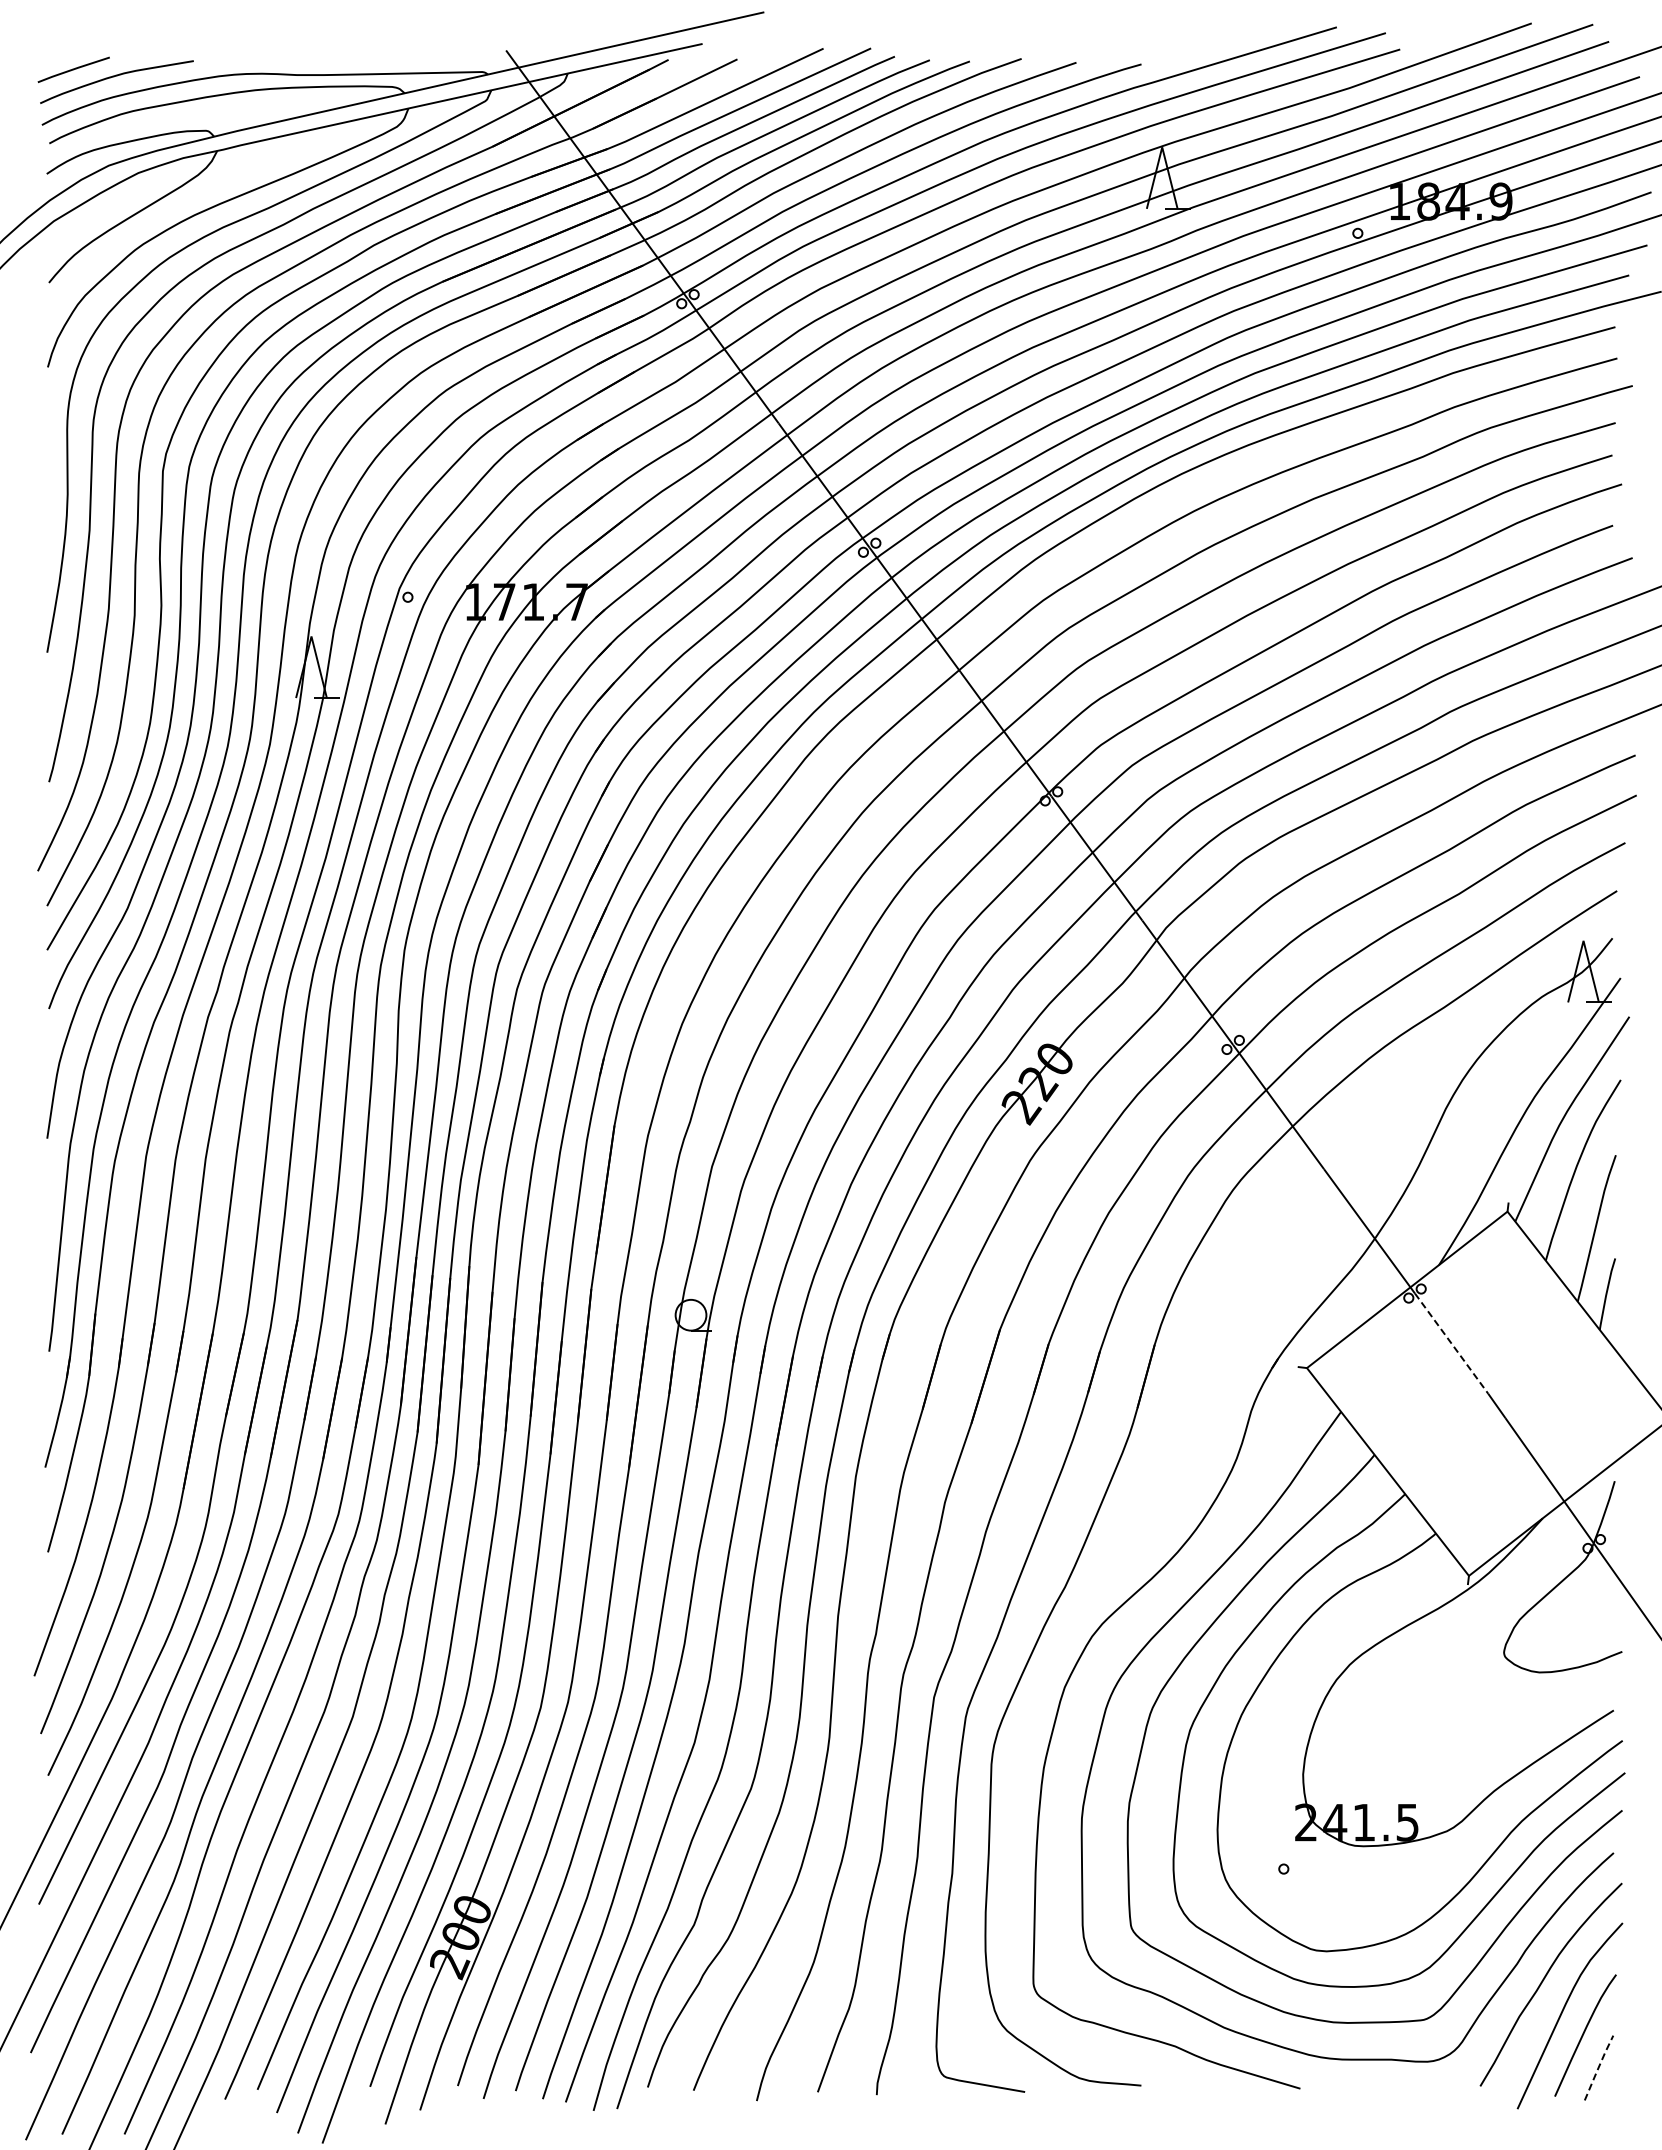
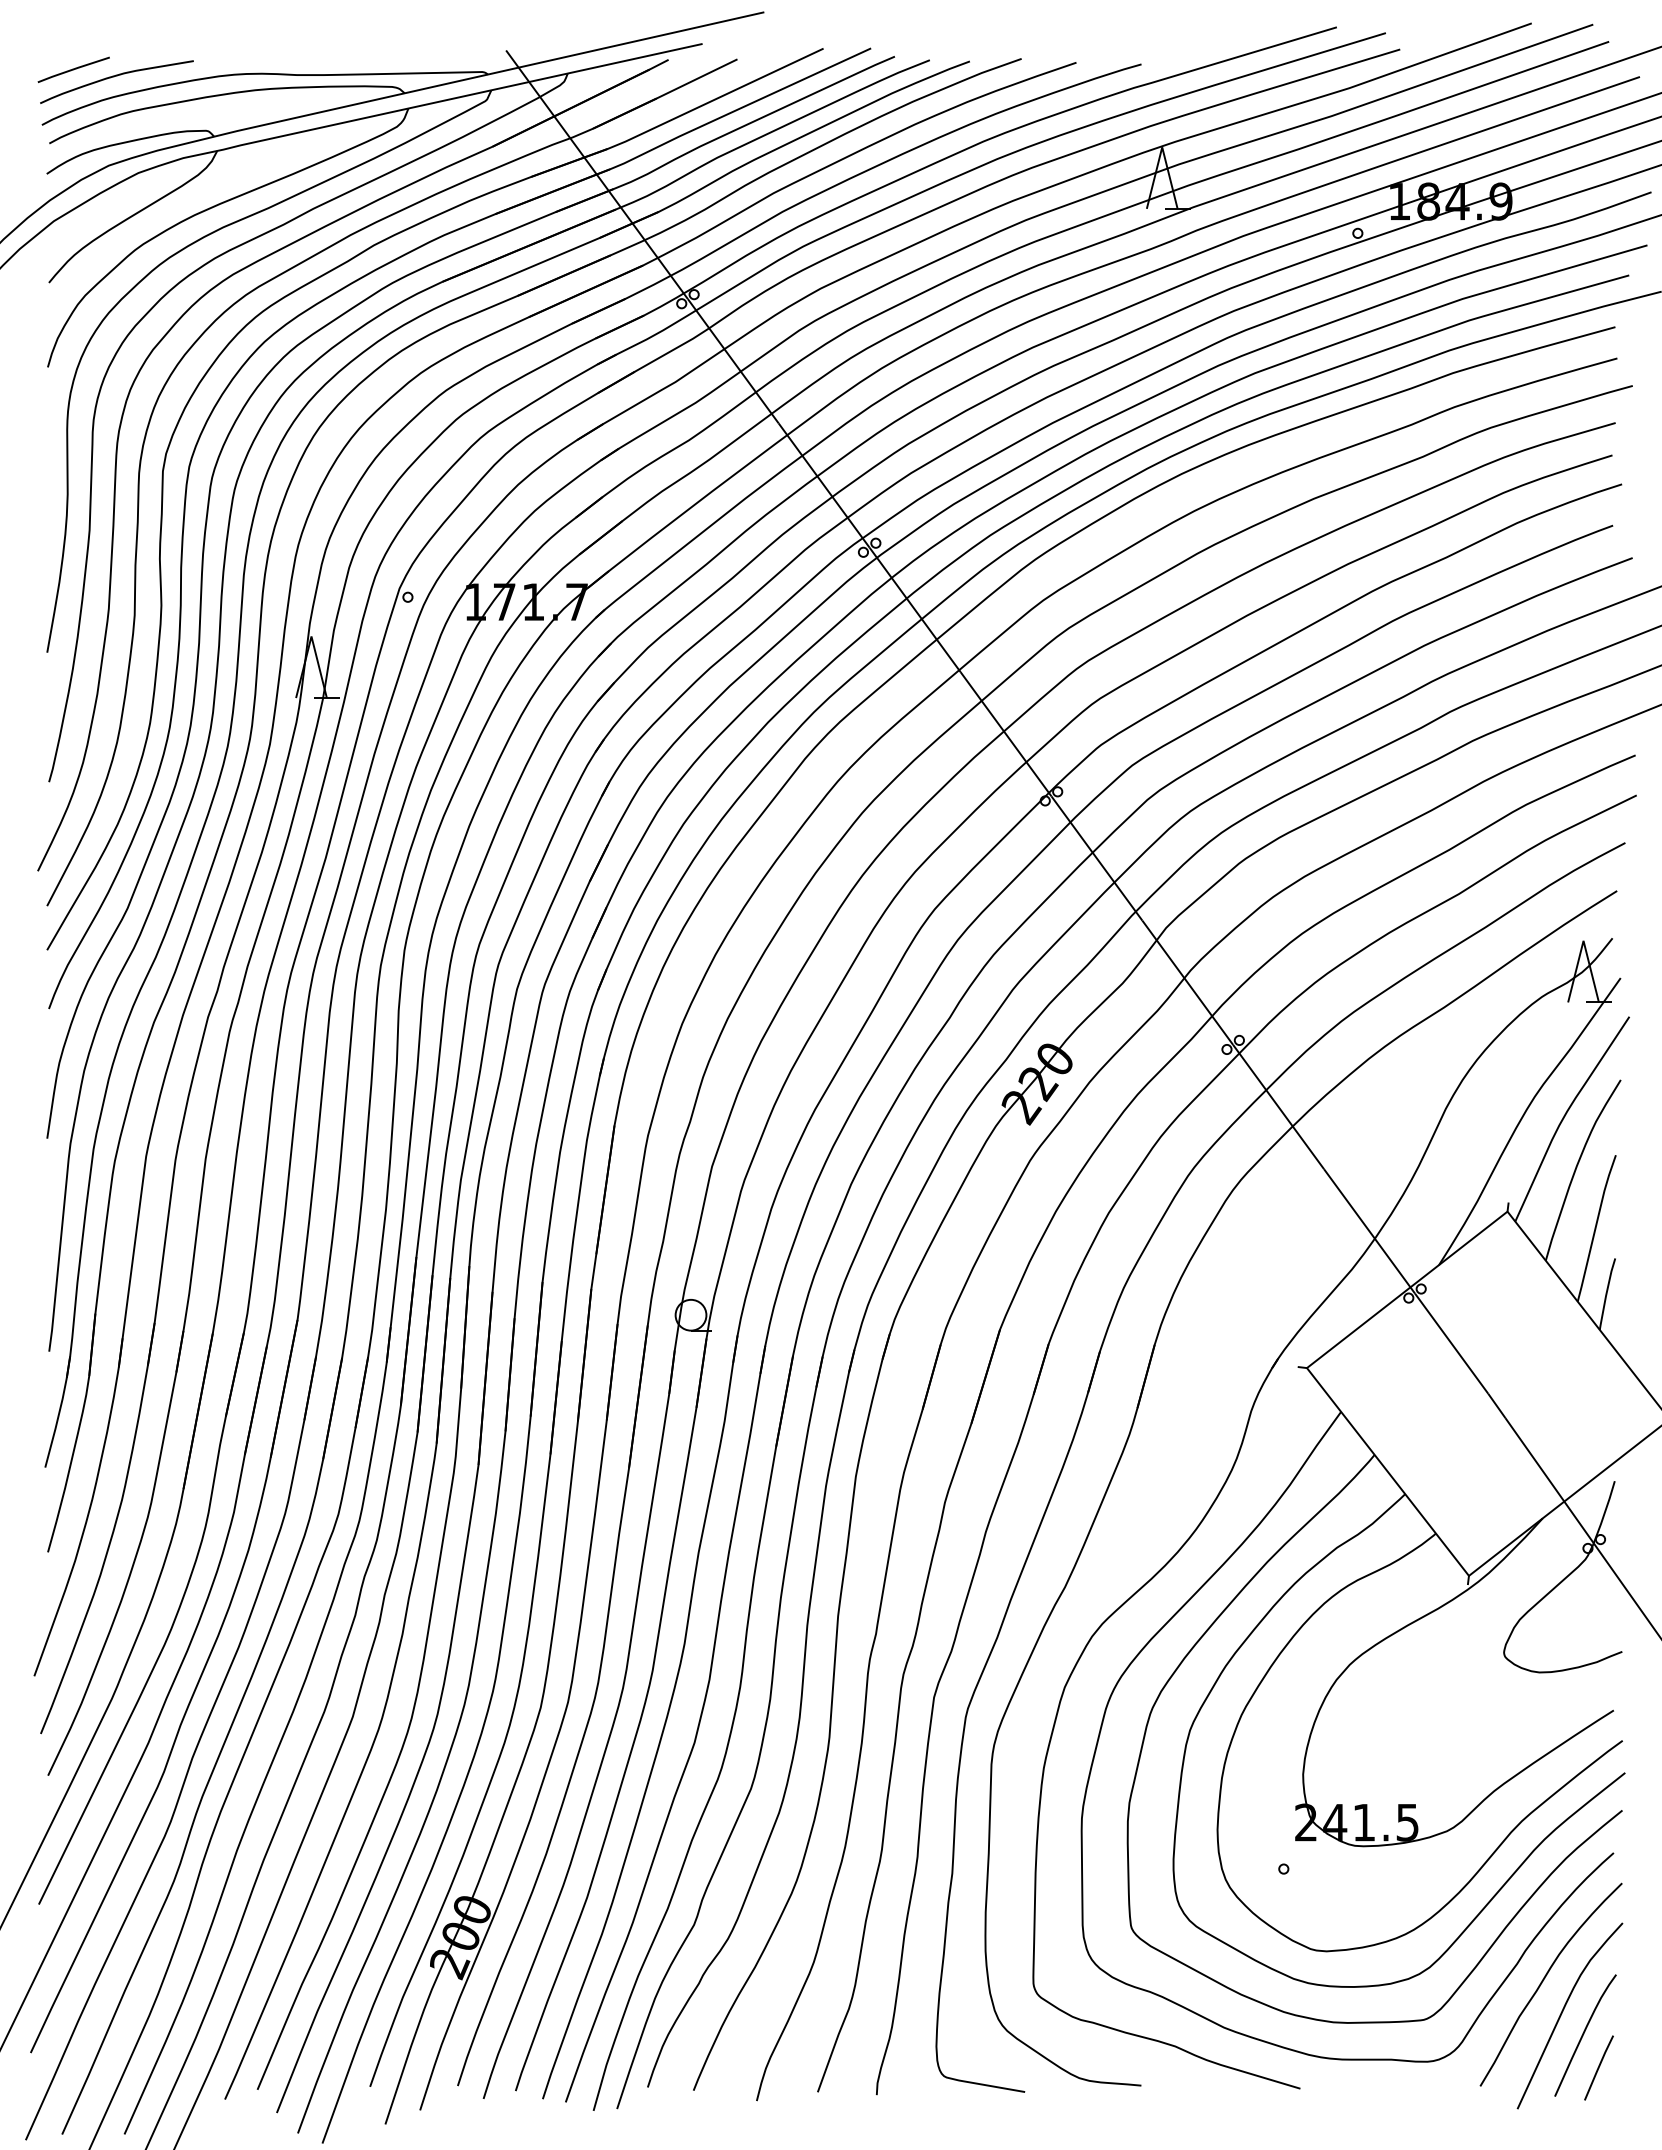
line: dashed -> solid (1451, 1344)
line: dashed -> solid (1598, 2067)
